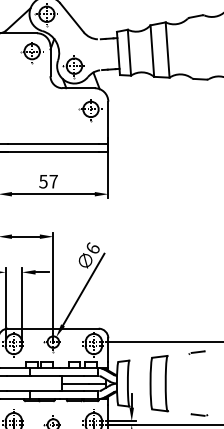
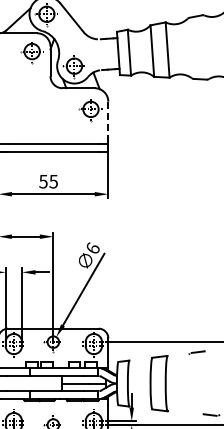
line: solid -> dashed (108, 120)
text: 57 -> 55 (53, 181)
line position: (199, 414) -> (211, 414) (211, 414)
